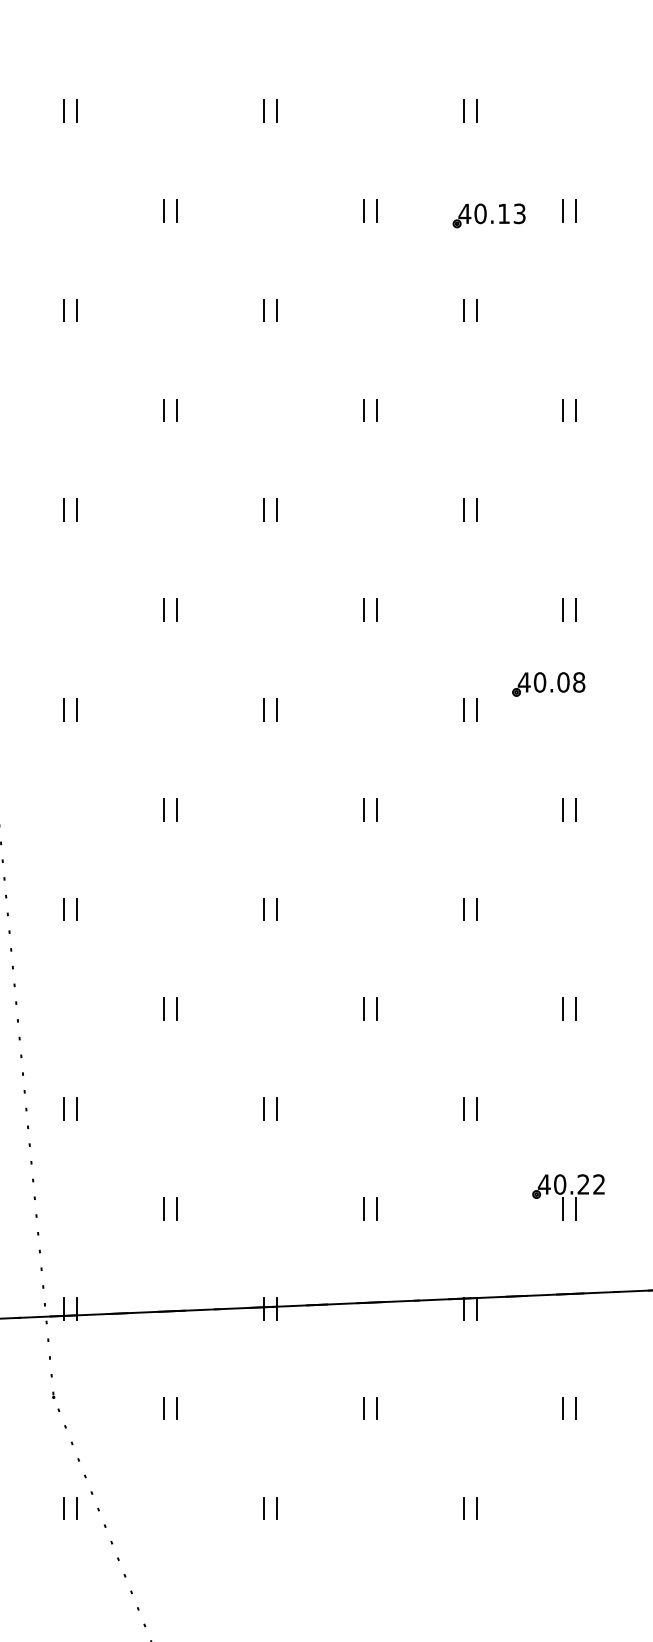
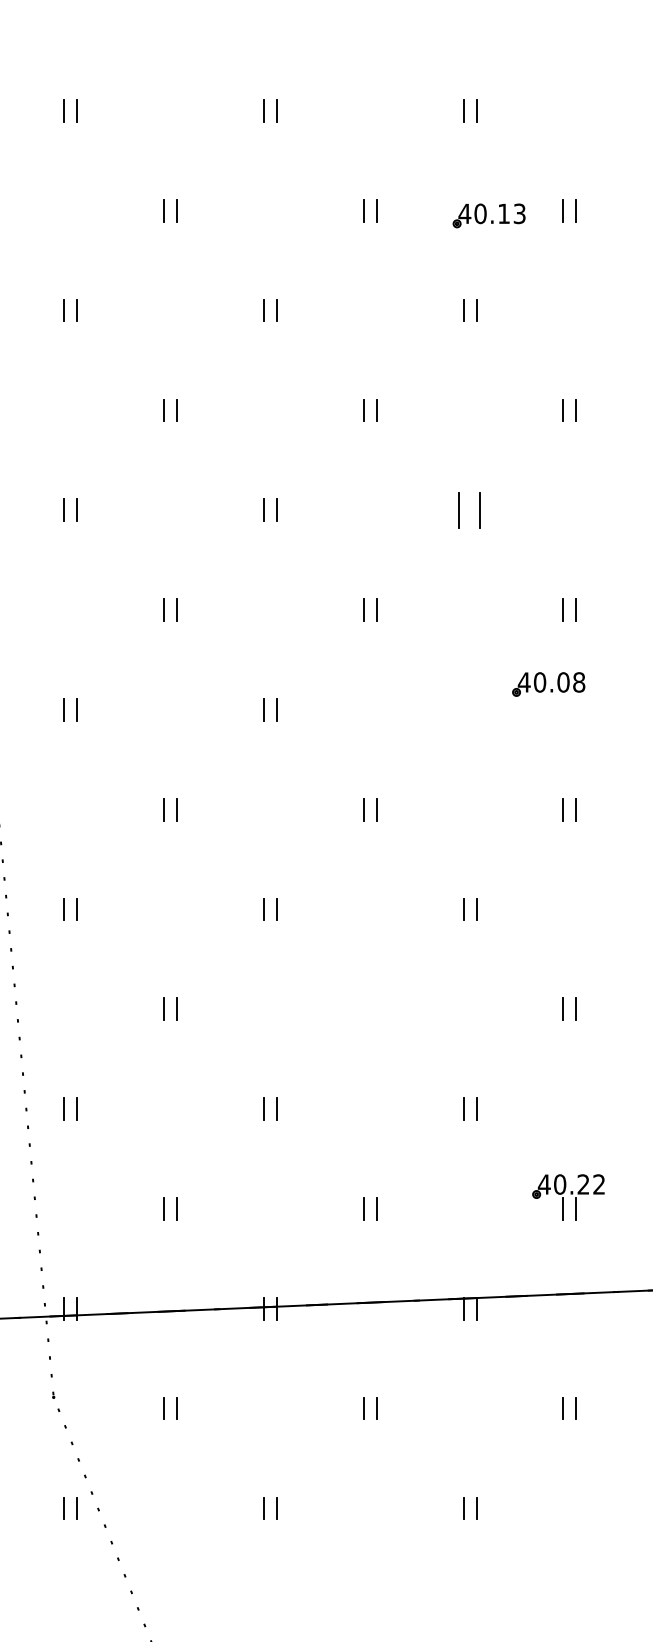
part size: 15x24 px -> 23x37 px (469, 510)
part: present -> none (470, 709)
part: present -> none (370, 1008)
